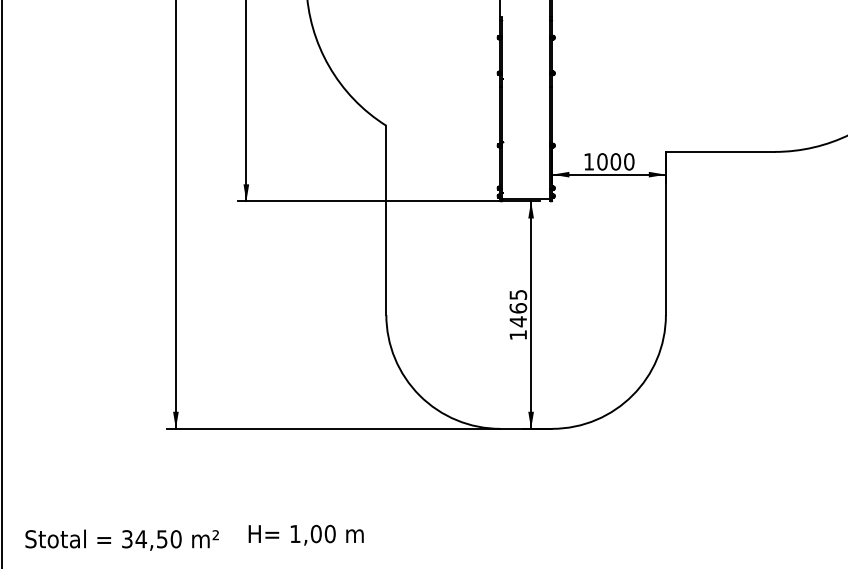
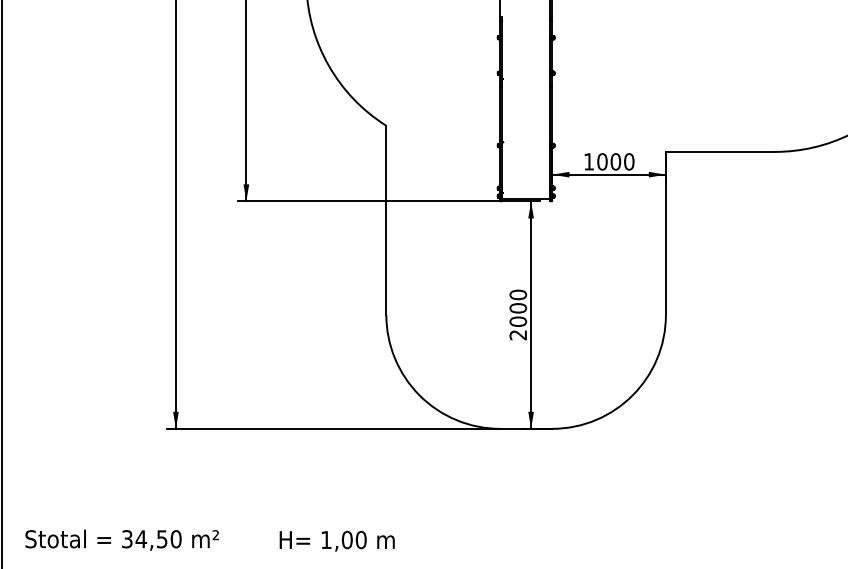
text: 1465 -> 2000 (518, 314)
text position: (305, 534) -> (336, 540) (336, 540)
